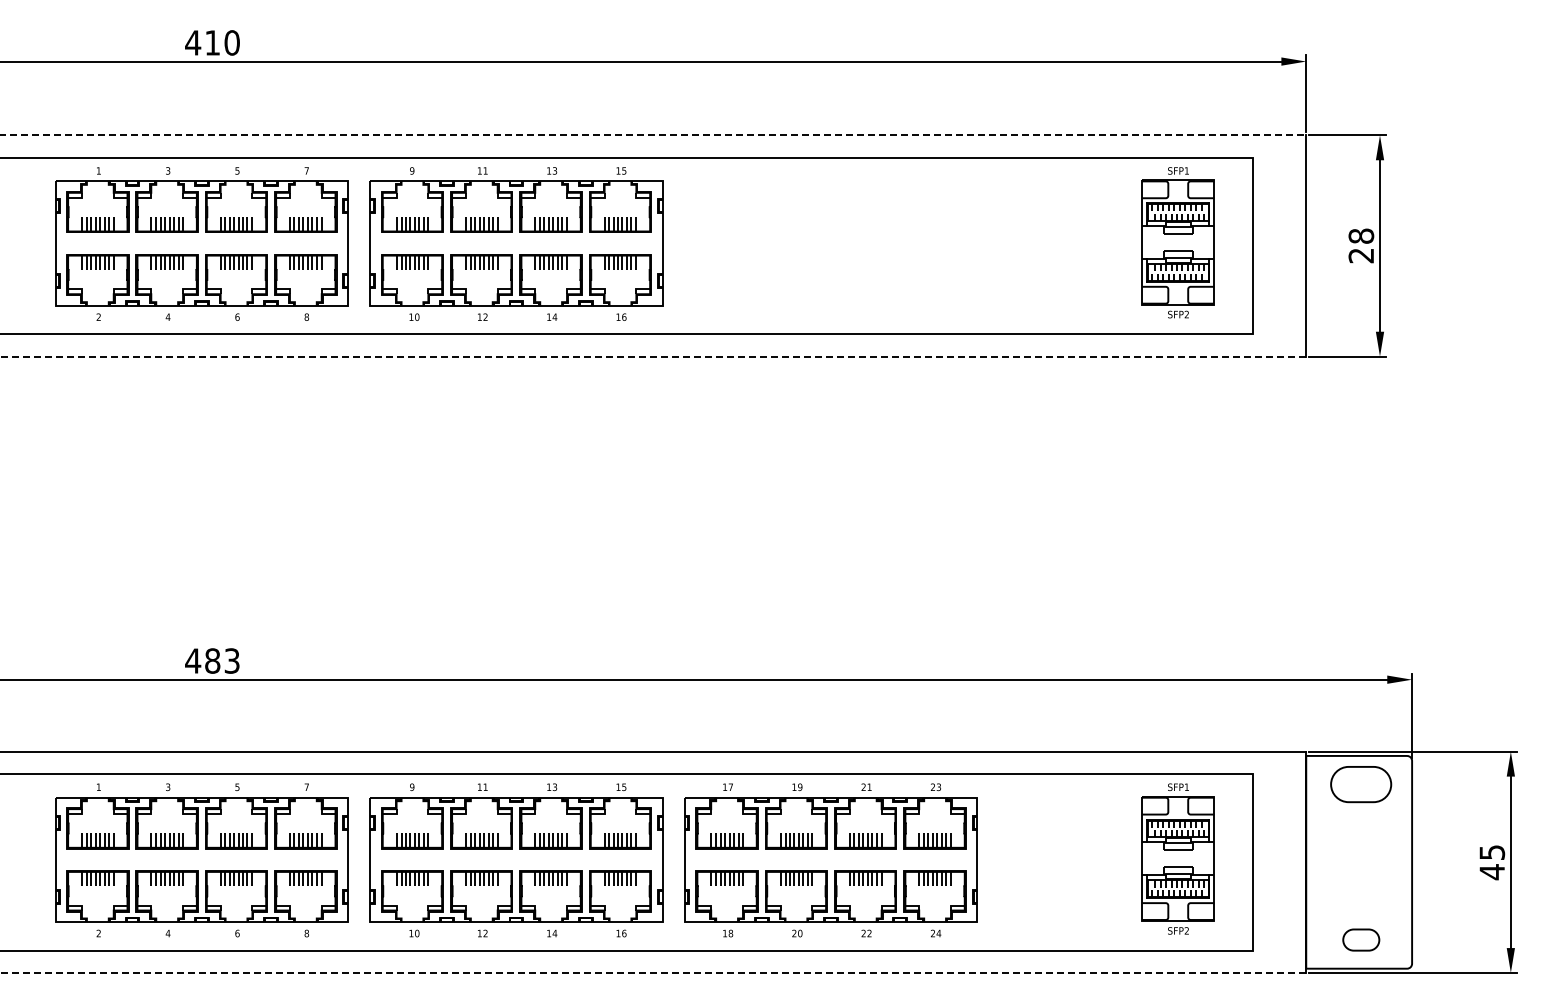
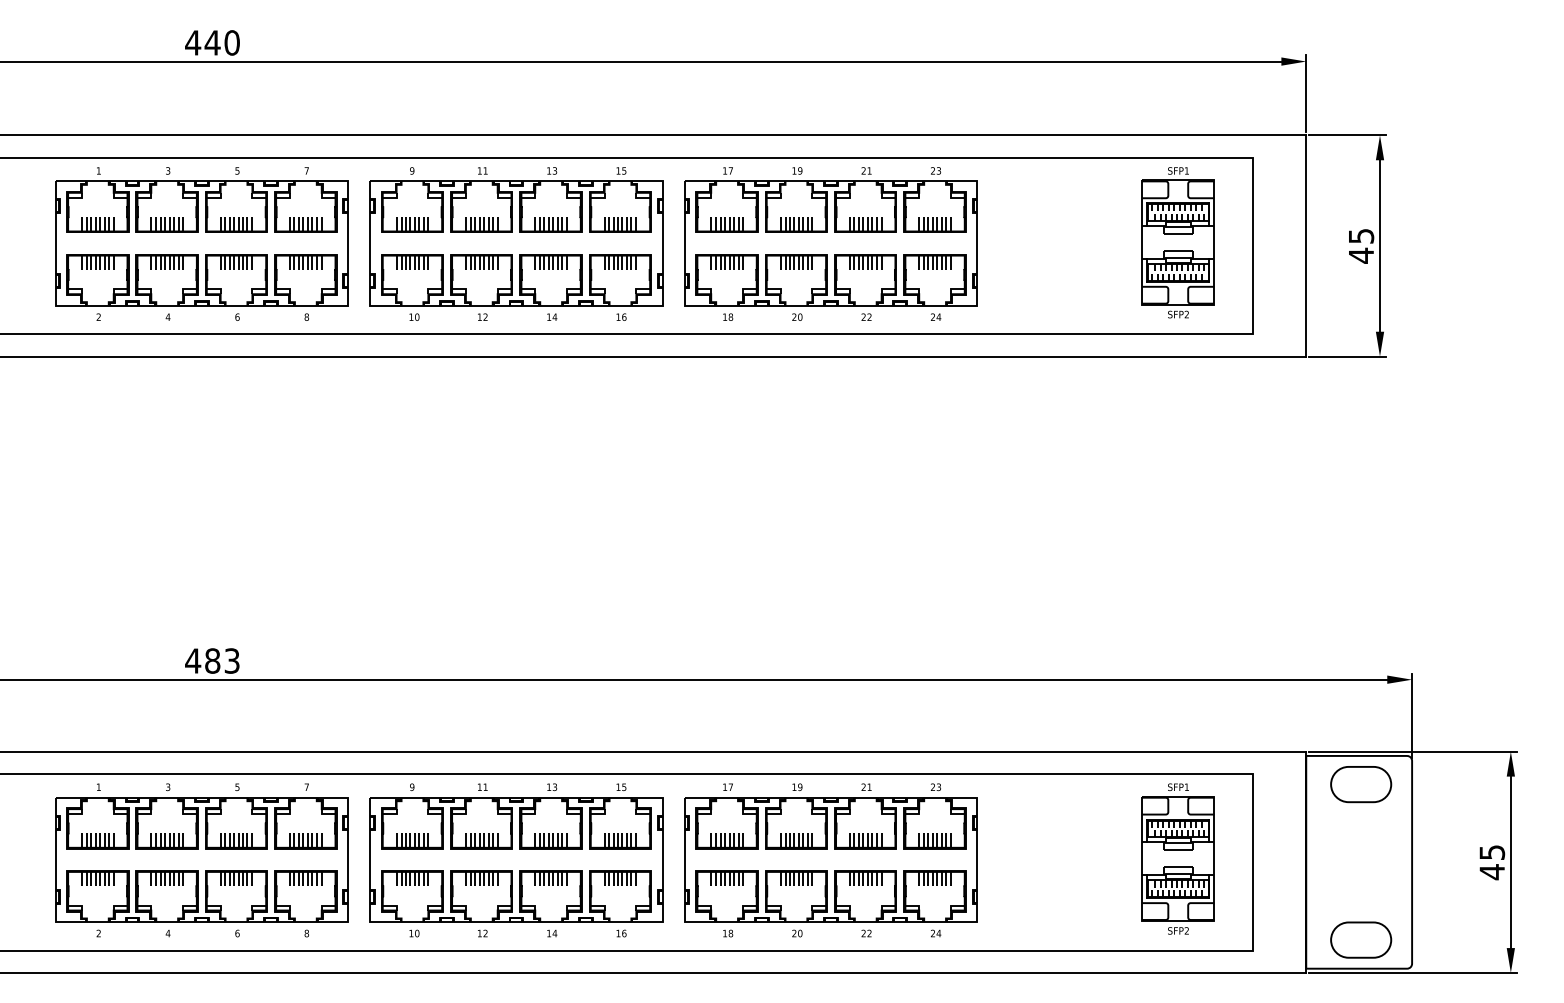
text: 410 -> 440 (212, 42)
line: dashed -> solid (653, 135)
part: none -> present (830, 243)
text: 28 -> 45 (1361, 245)
line: dashed -> solid (653, 356)
part size: 39x24 px -> 63x38 px (1361, 939)
line: dashed -> solid (653, 972)
